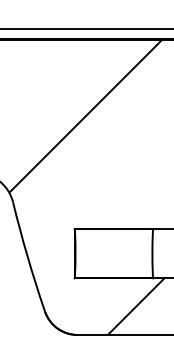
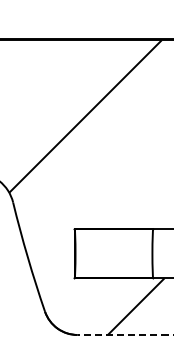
line: present -> none (86, 28)
line: solid -> dashed (125, 334)
